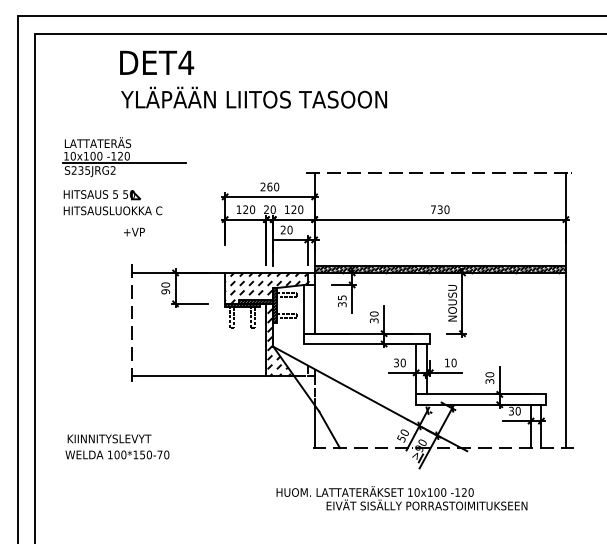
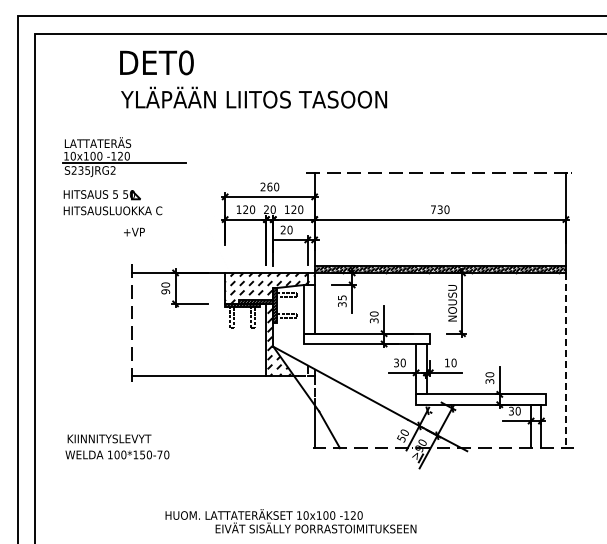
text: DET4 -> DET0 (186, 62)
line: solid -> dashed (565, 360)
text position: (401, 498) -> (290, 521) (290, 521)
